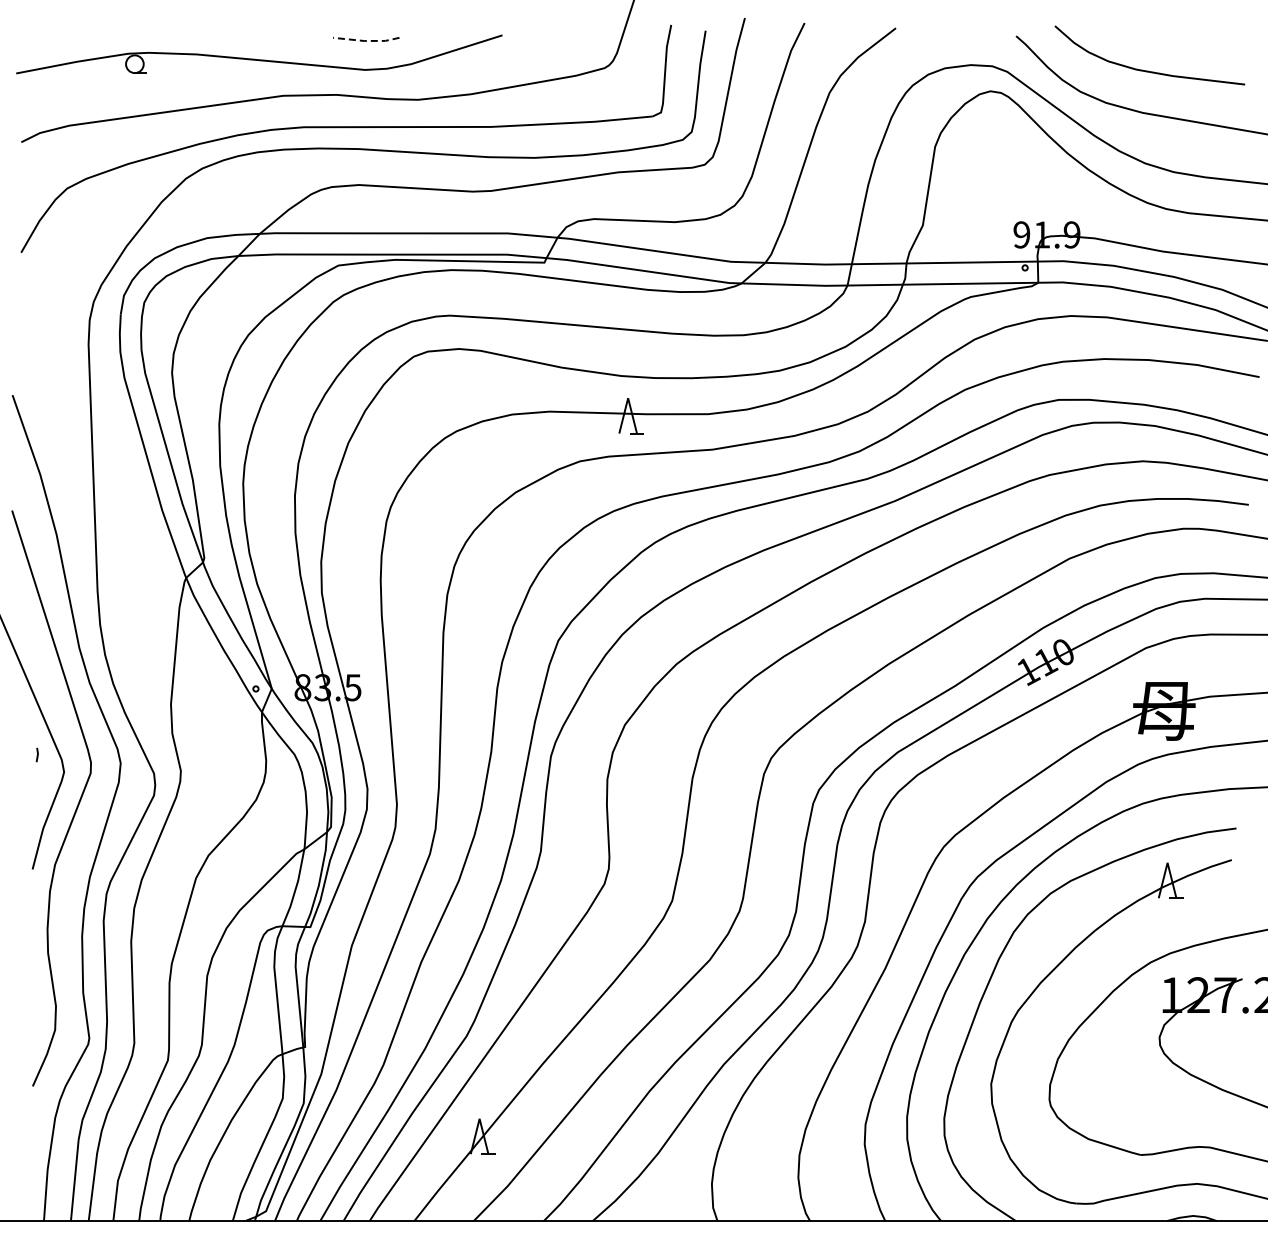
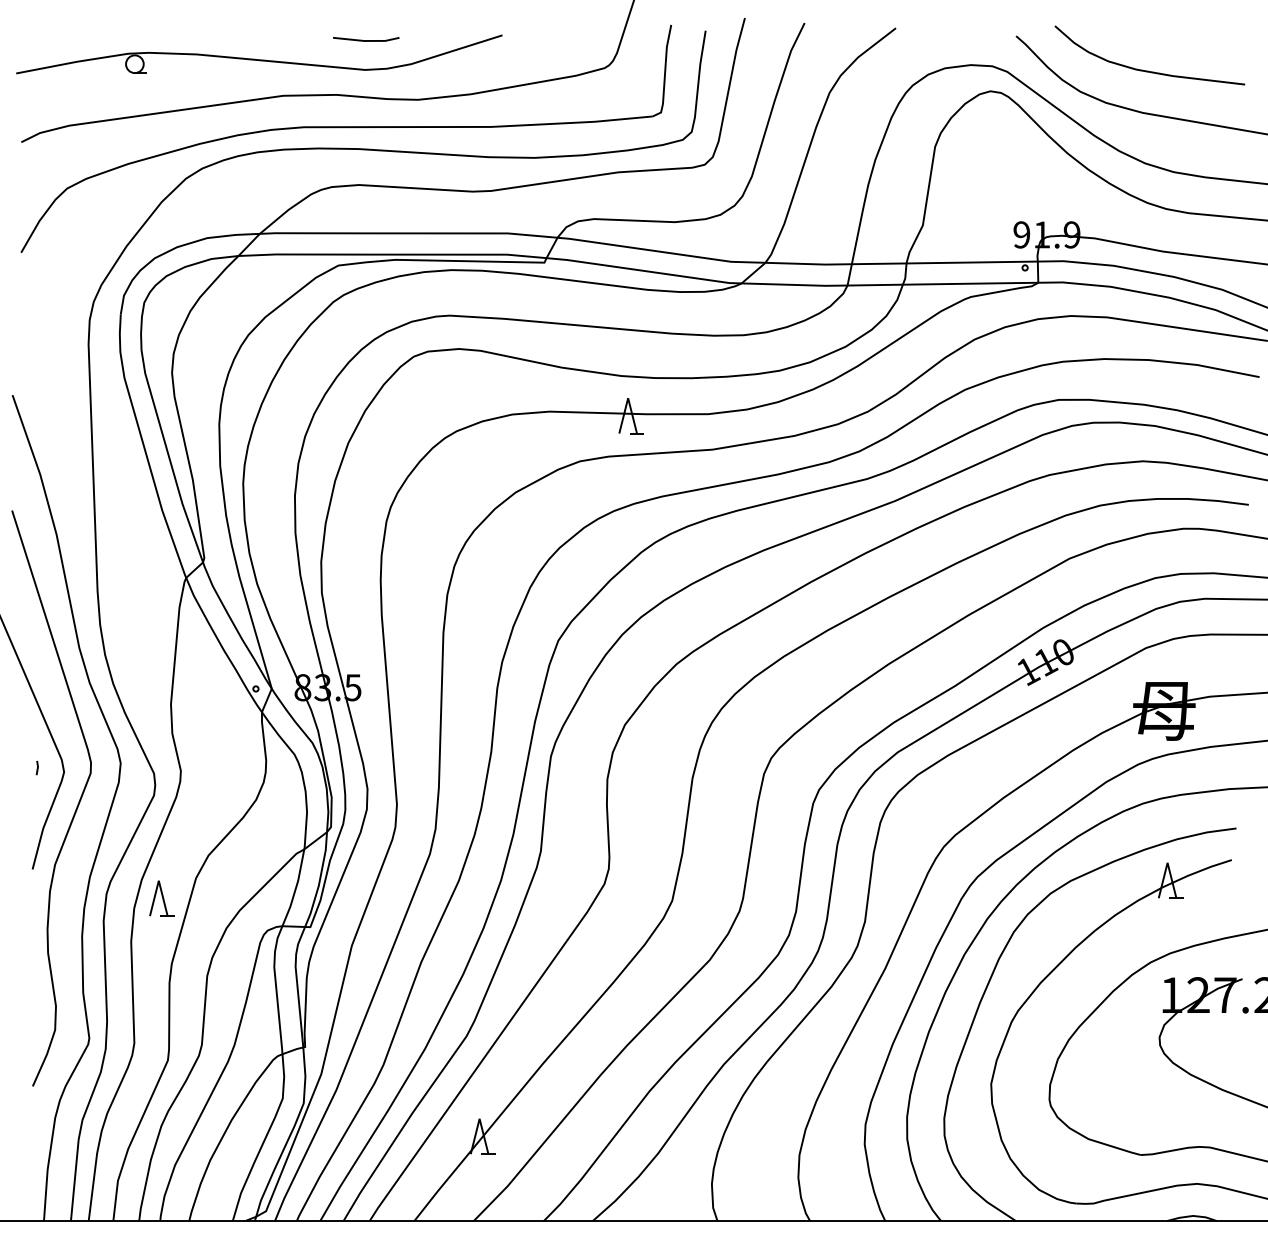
line: dashed -> solid (366, 41)
line position: (37, 754) -> (37, 767) (37, 767)
part: none -> present (161, 898)
